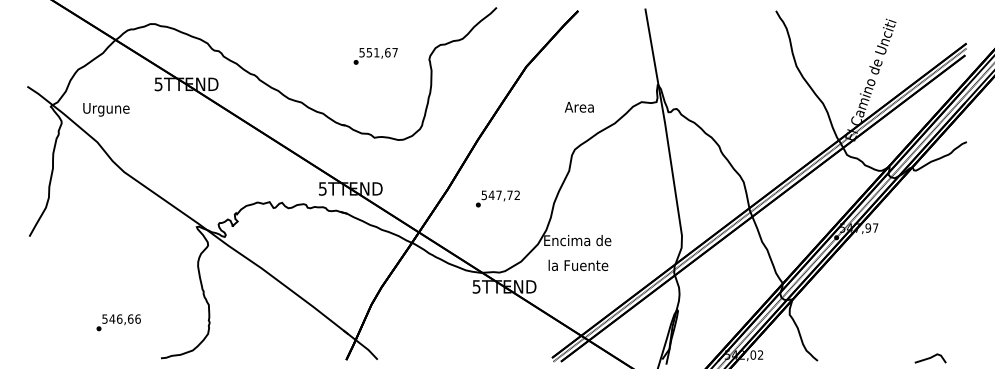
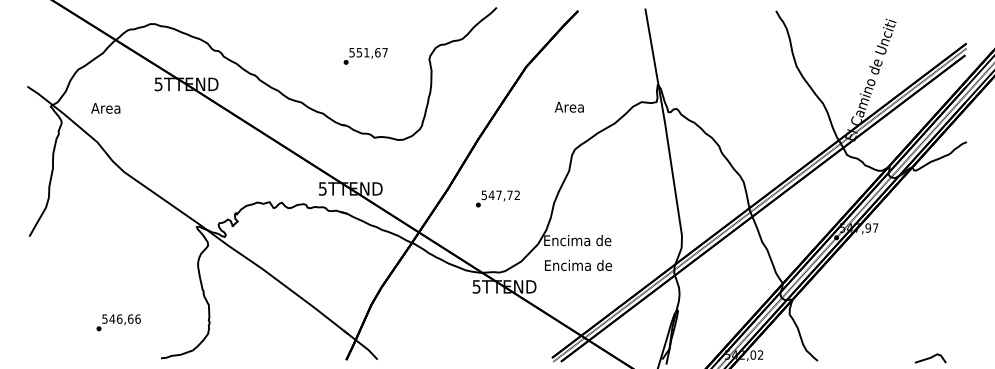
text position: (375, 56) -> (365, 56) (365, 56)
text position: (578, 107) -> (568, 107) (568, 107)
text: Urgune -> Area (106, 109)
text: la Fuente -> Encima de (578, 265)
